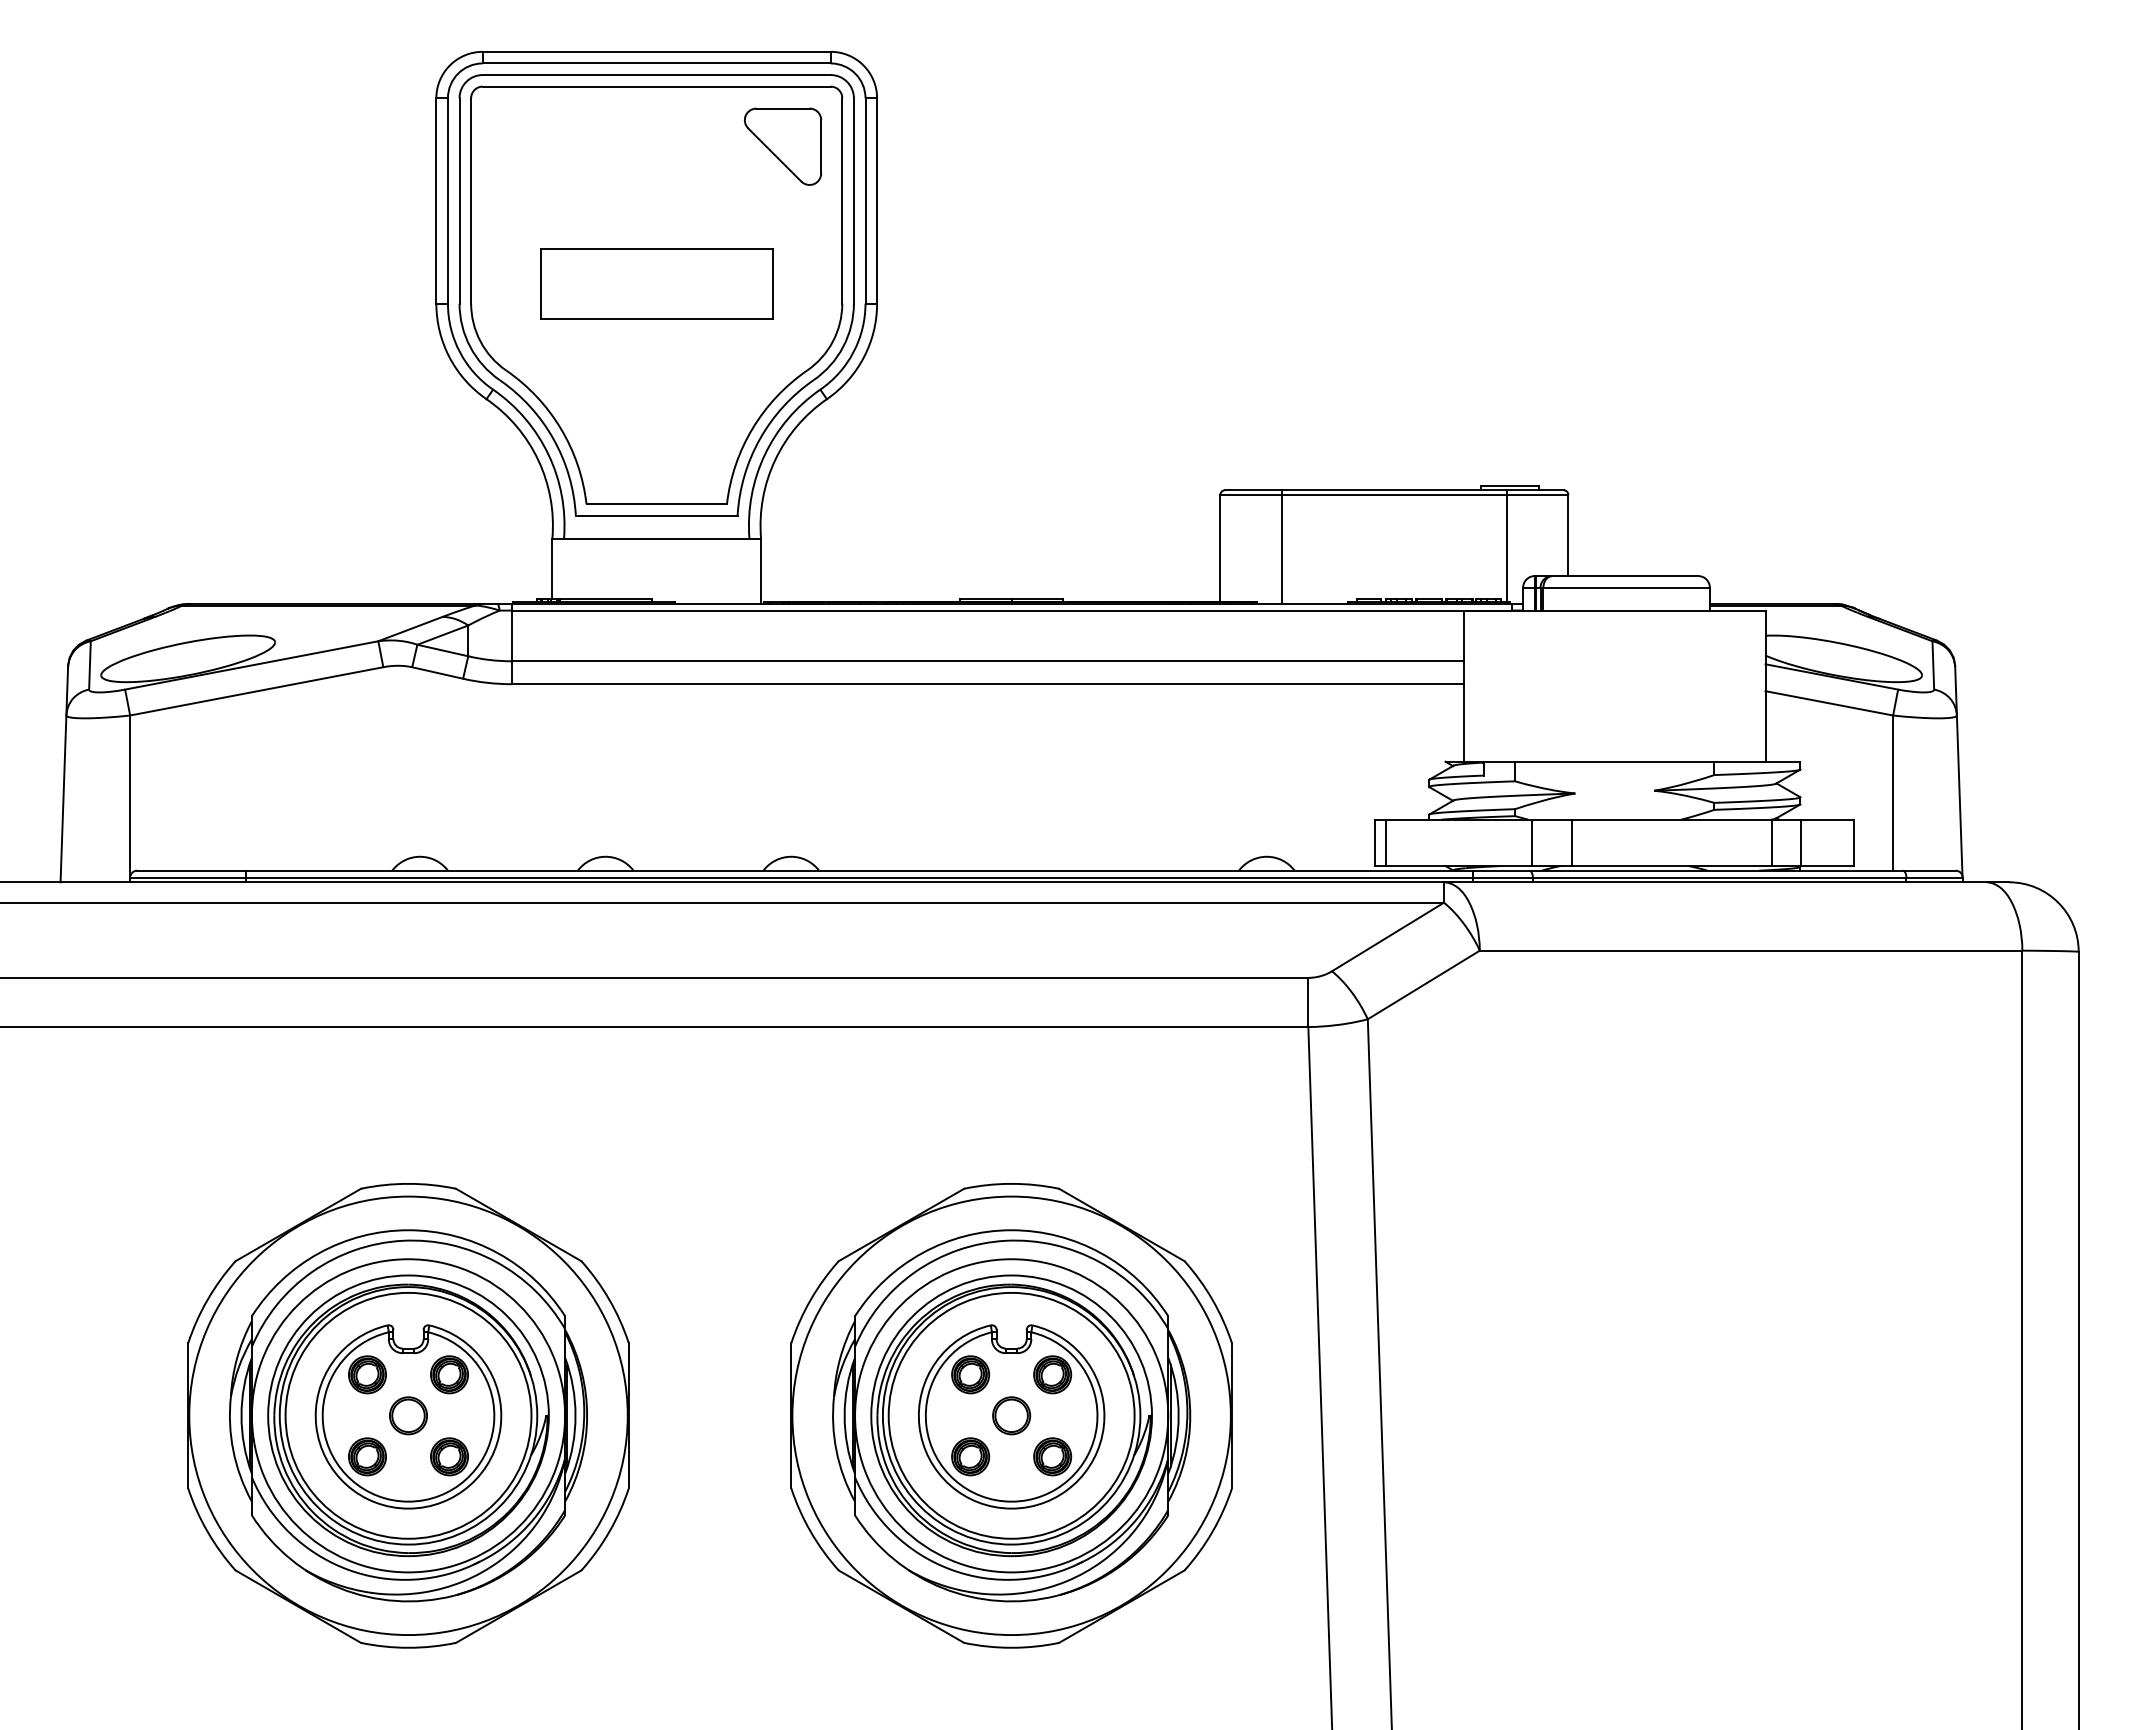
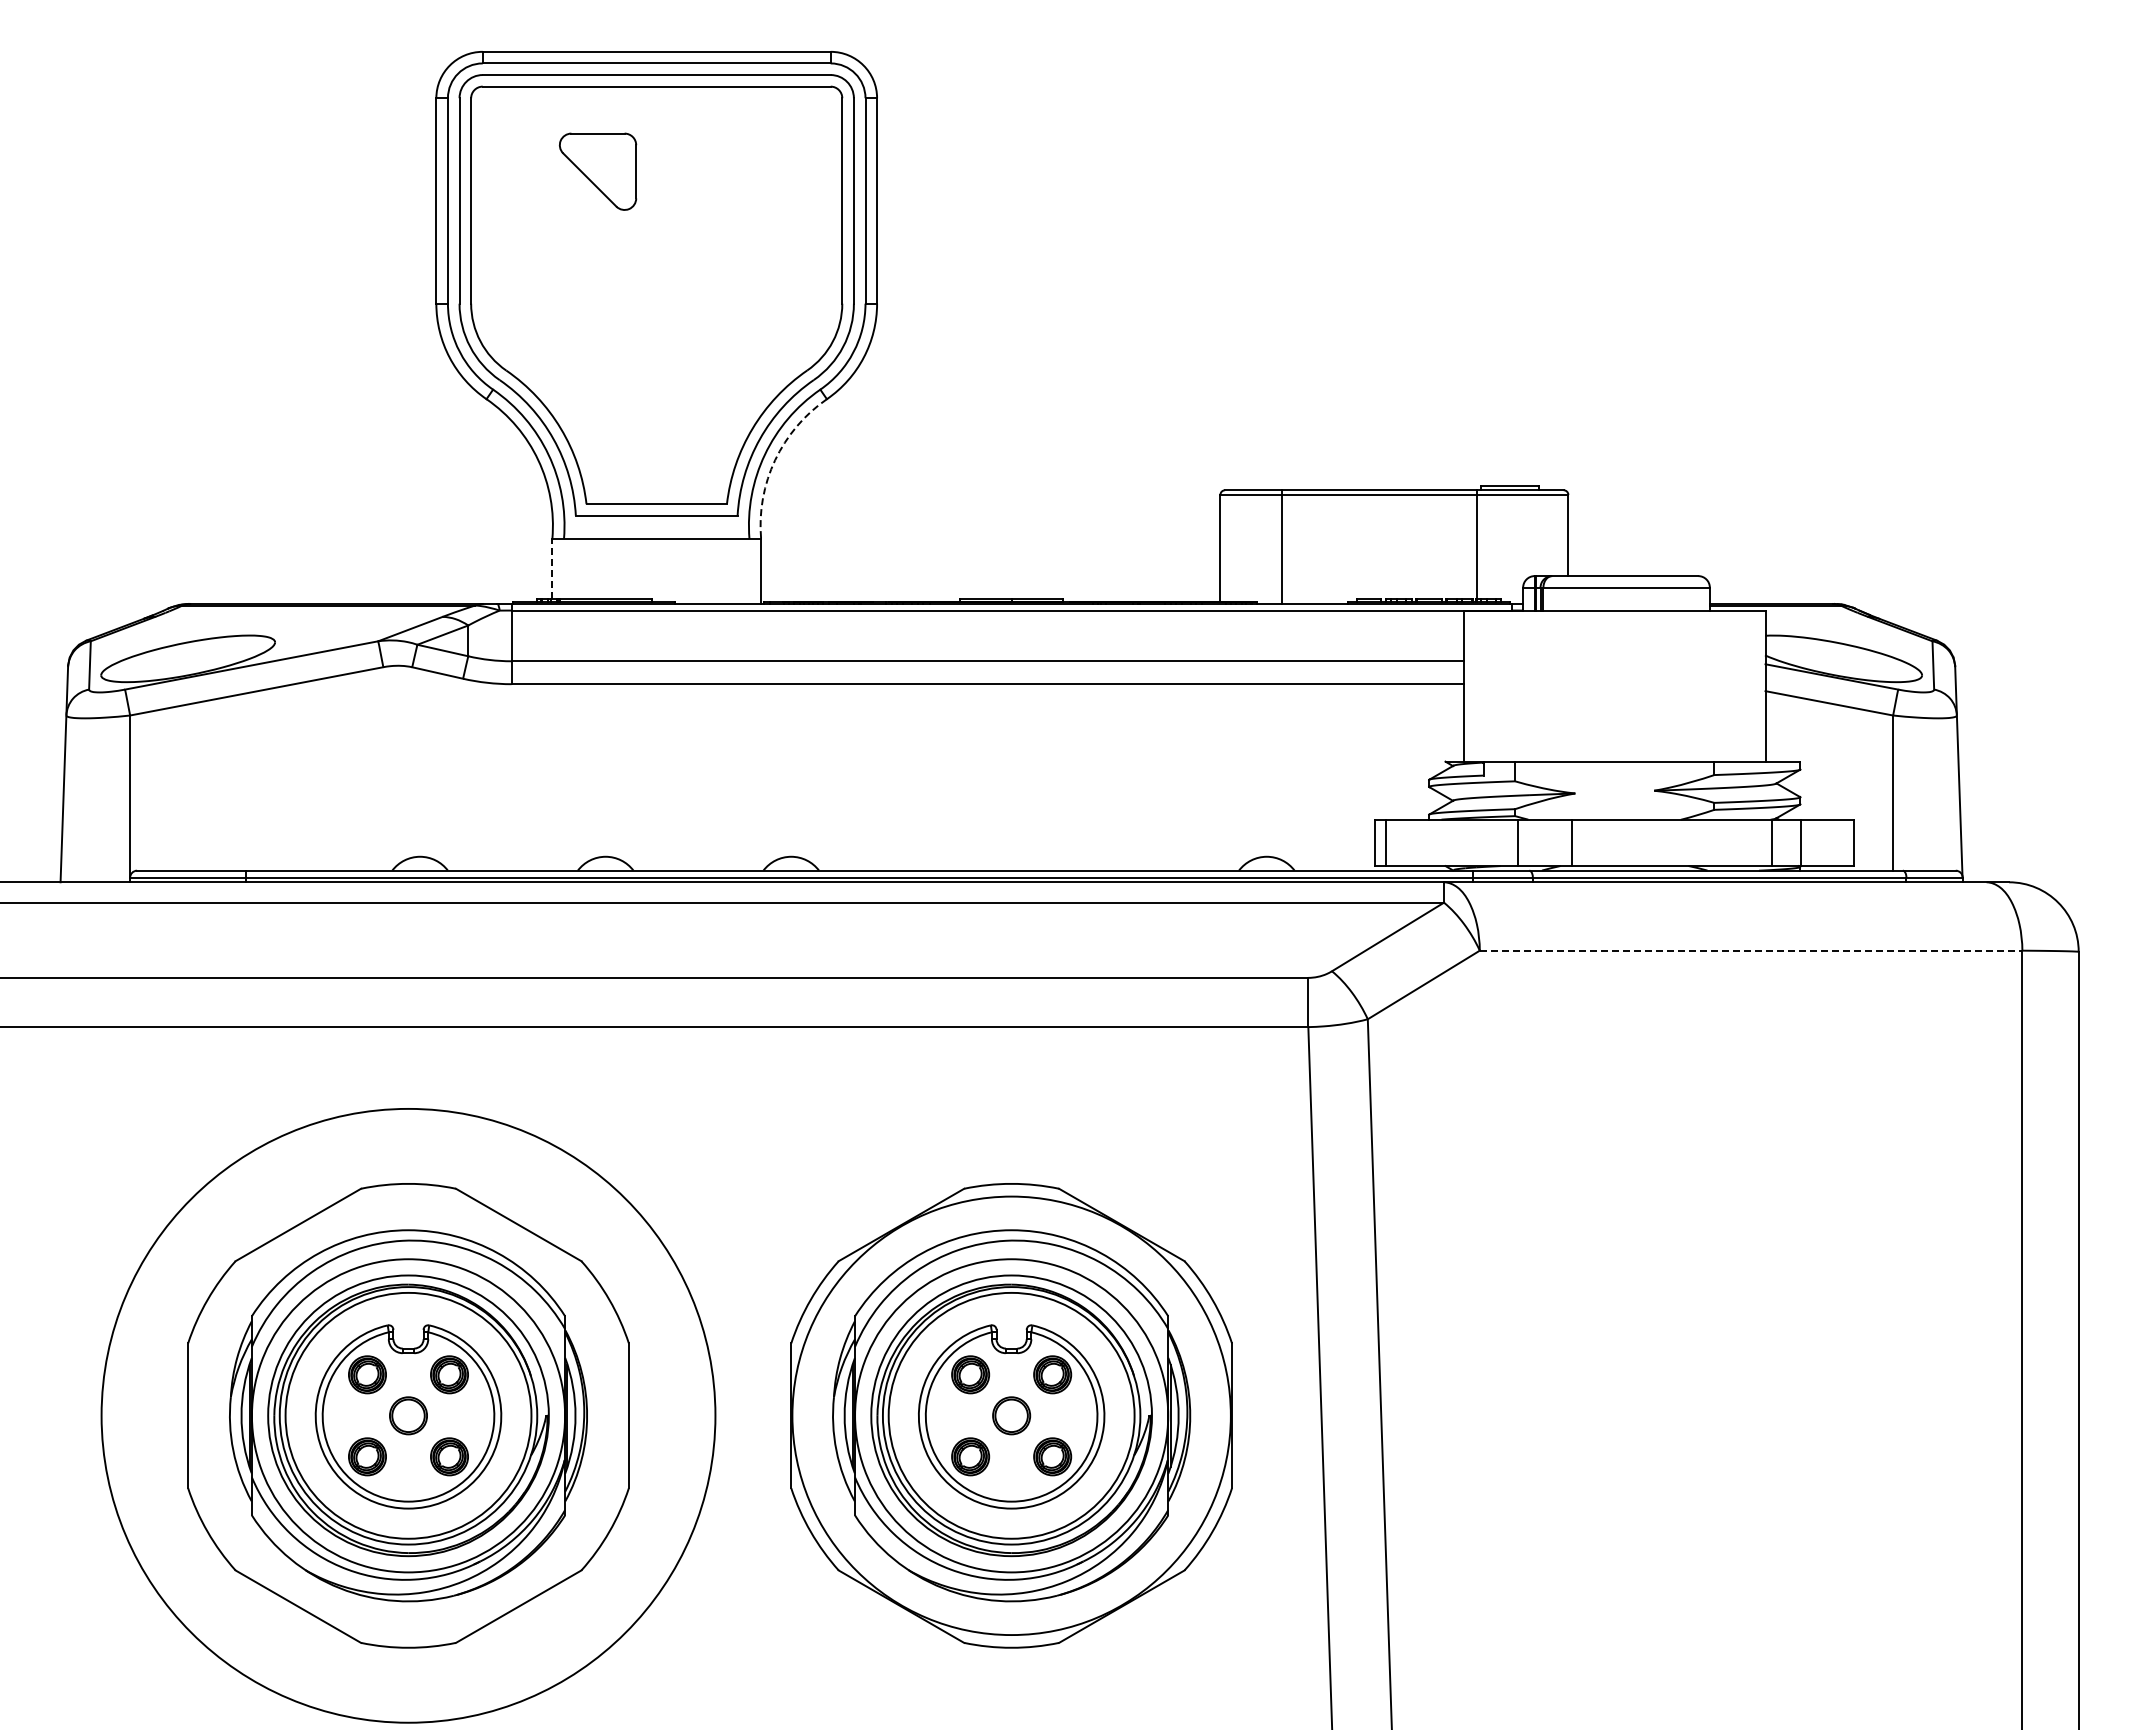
part position: (782, 146) -> (597, 171) (597, 171)
part: present -> none (656, 283)
arc: solid -> dashed (775, 460)
line position: (1506, 545) -> (1476, 545) (1476, 545)
line: solid -> dashed (552, 568)
line position: (1532, 842) -> (1518, 842) (1518, 842)
line: solid -> dashed (1751, 950)
circle diameter: 438 px -> 614 px (408, 1415)
